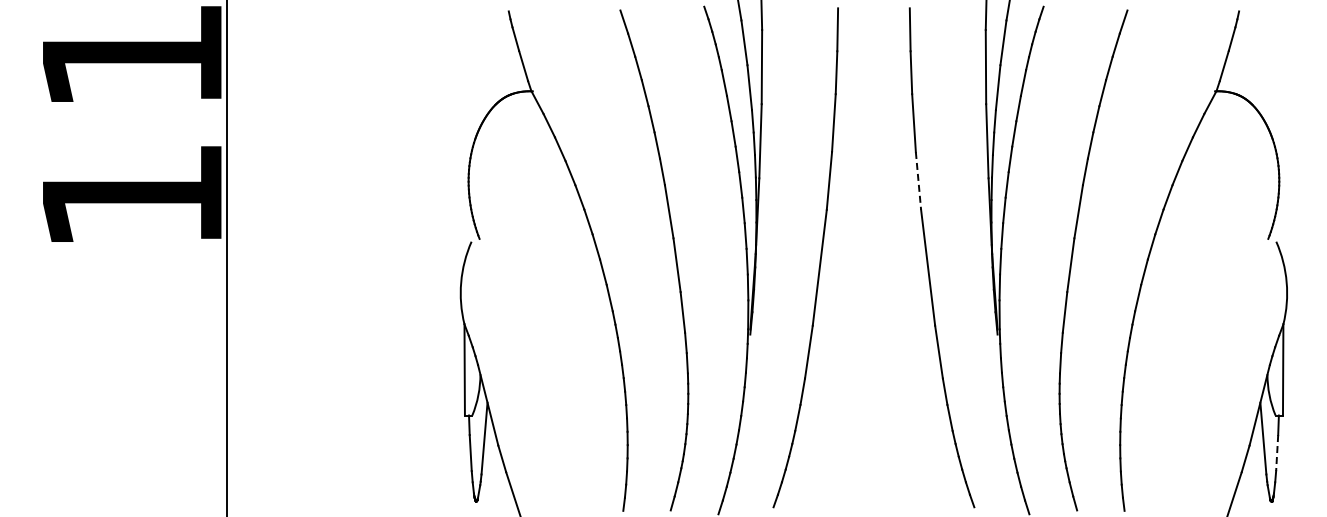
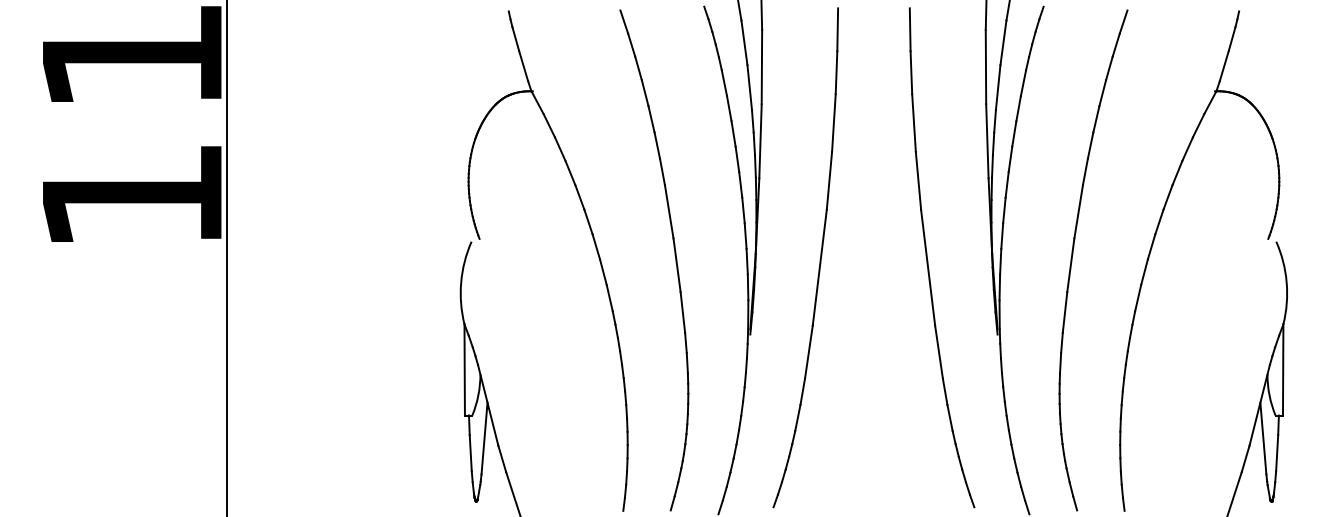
line: dashed -> solid (918, 181)
line: dashed -> solid (1277, 453)
